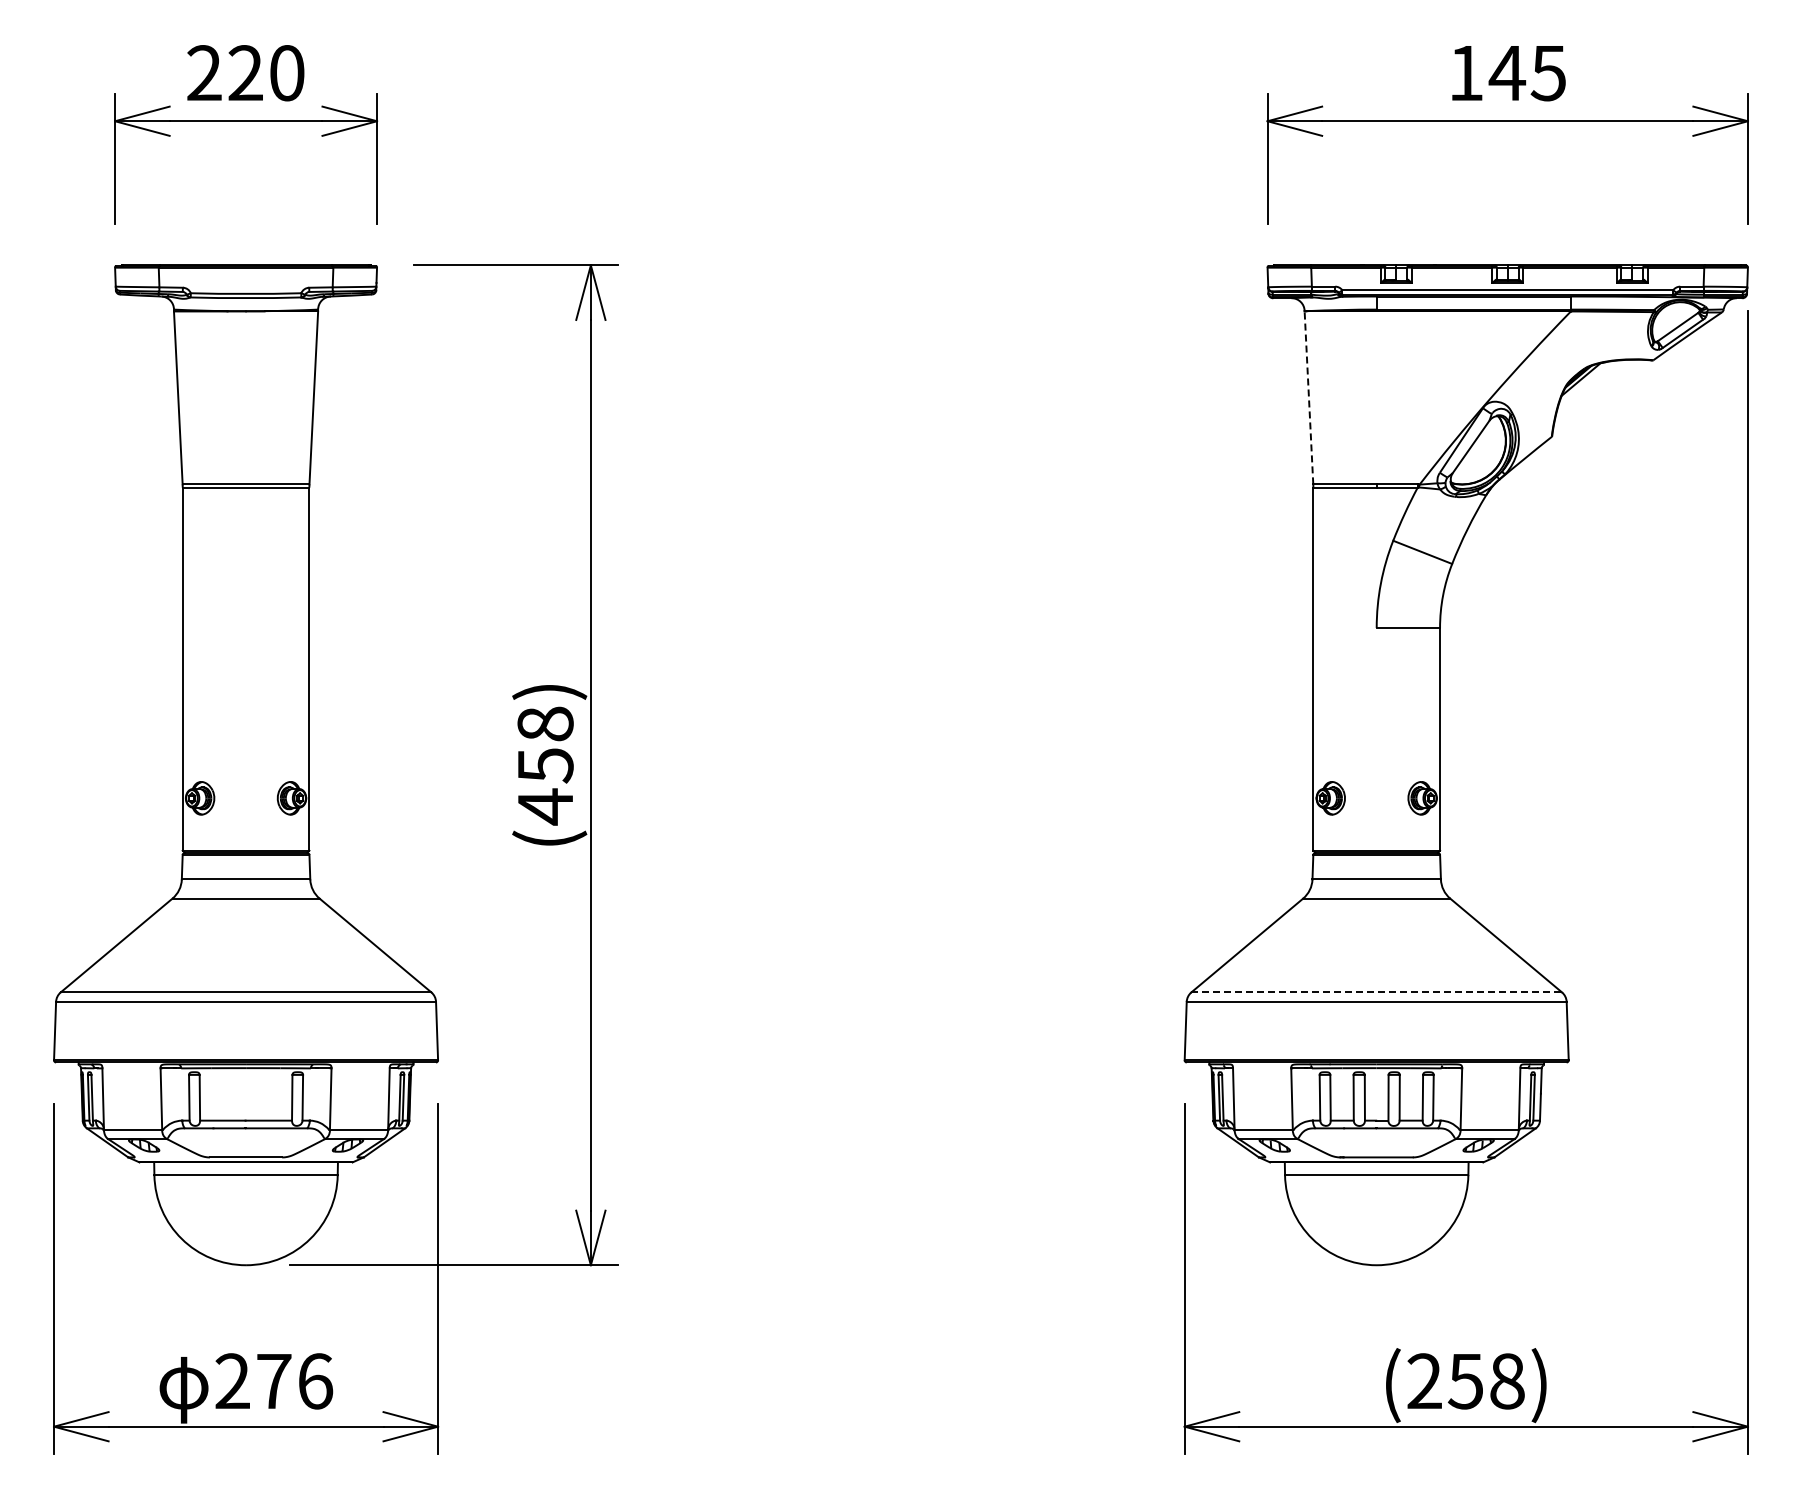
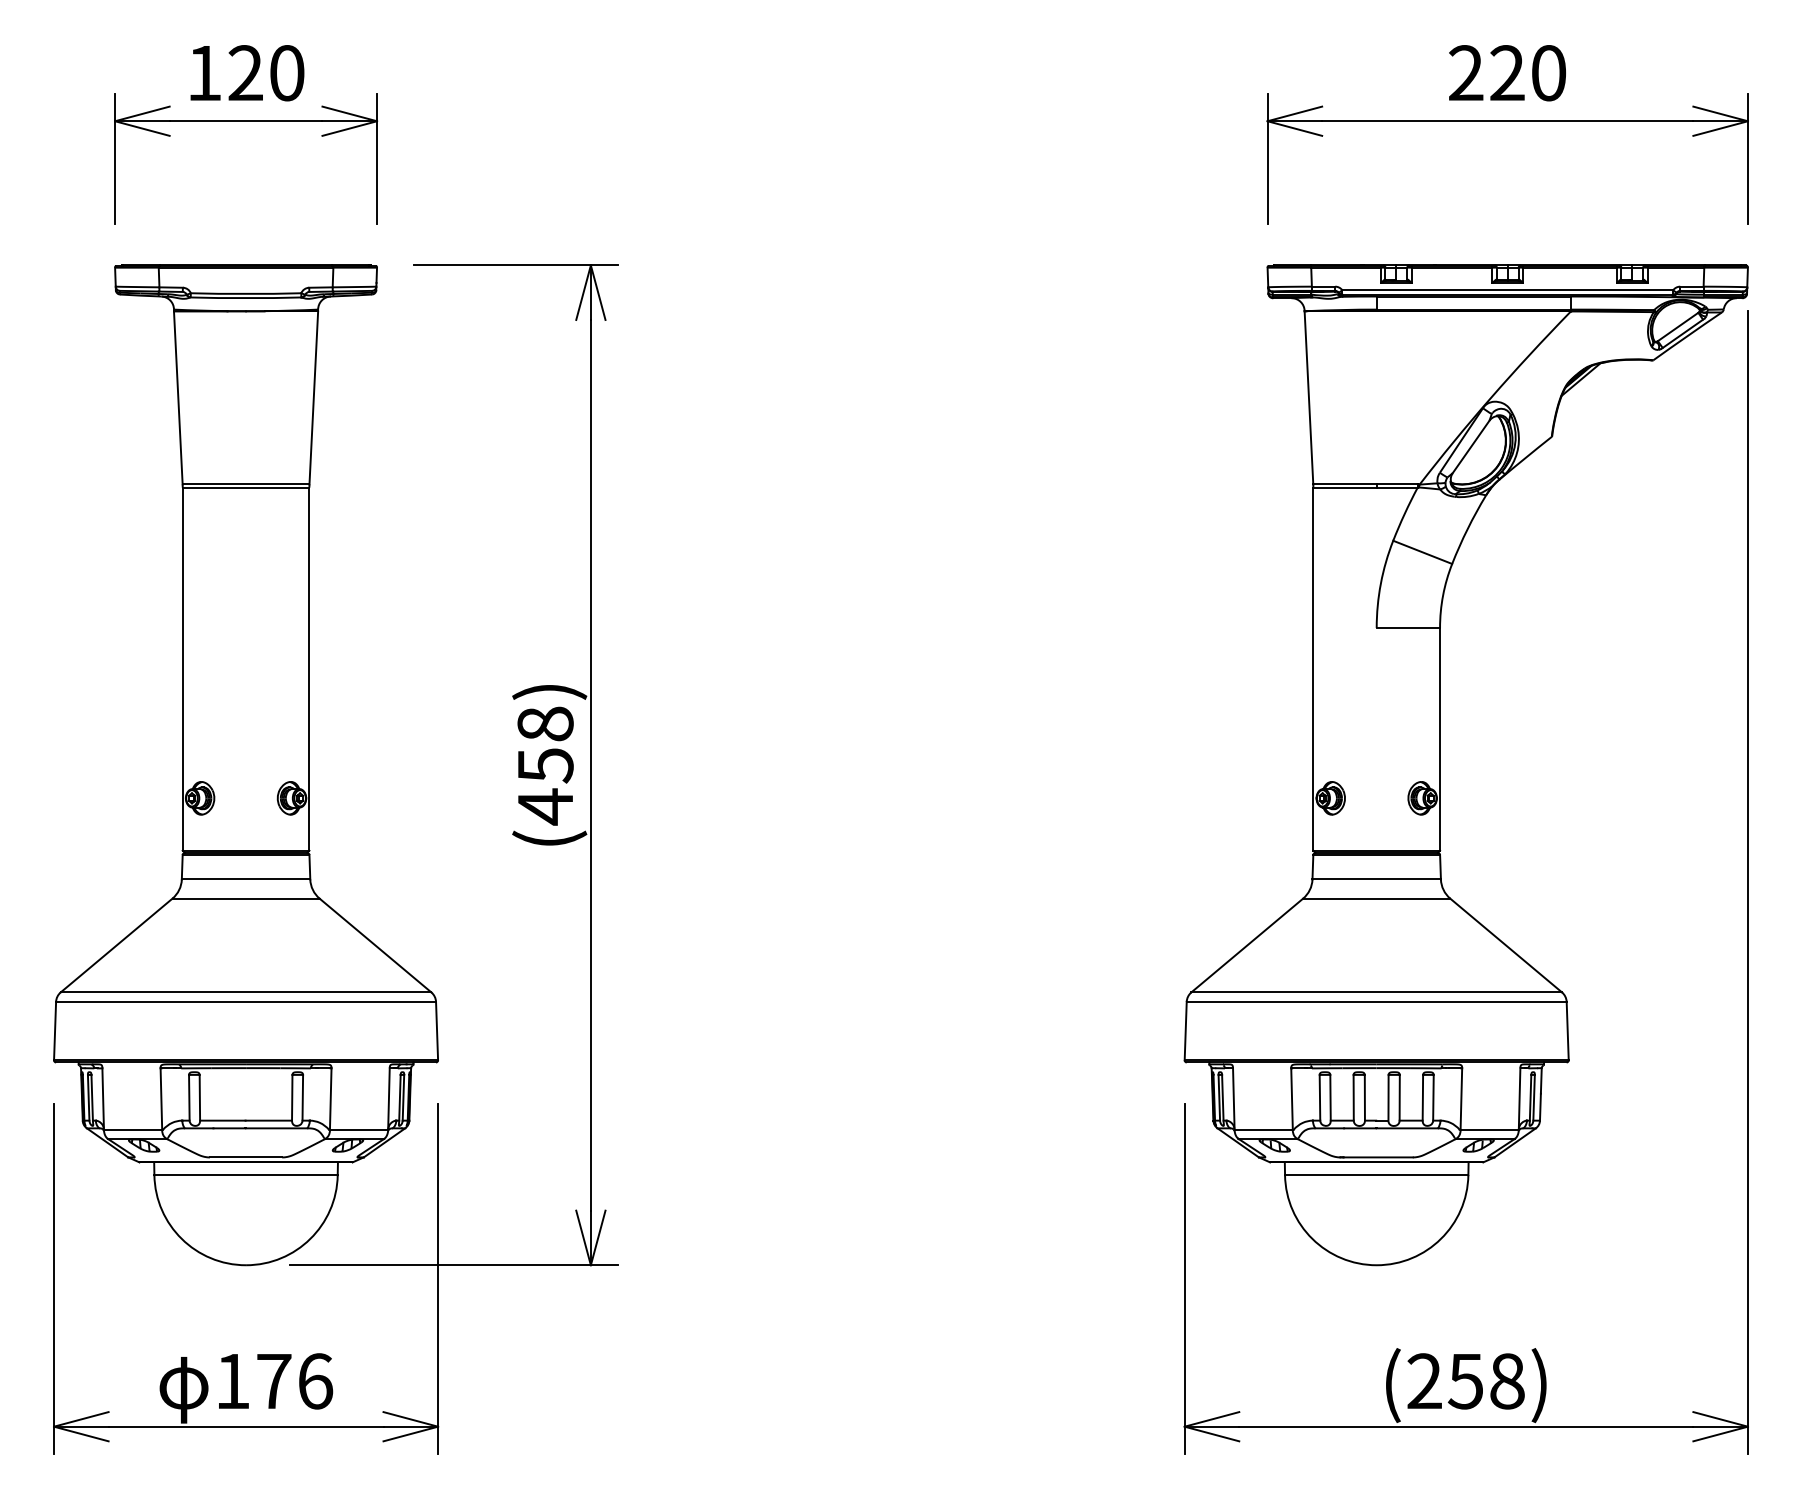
text: 220 -> 120 (204, 72)
text: 145 -> 220 (1507, 73)
line: dashed -> solid (1308, 397)
line: dashed -> solid (1377, 992)
text: 276 -> 176 (232, 1380)
